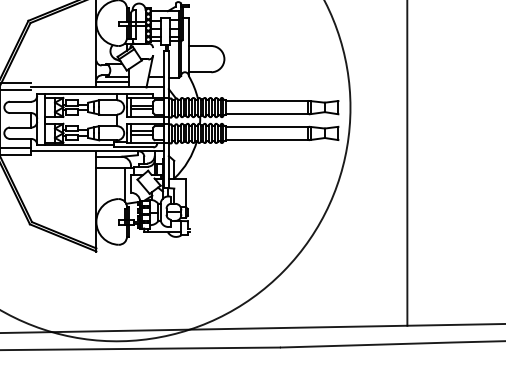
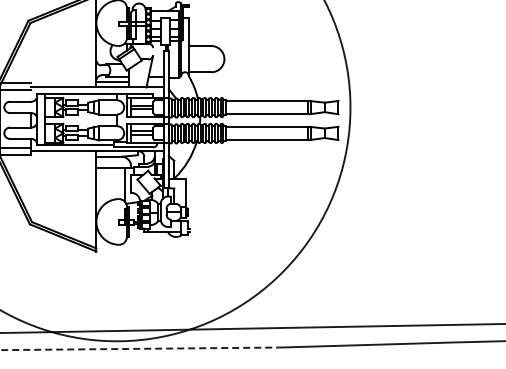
line: present -> none (407, 163)
line: solid -> dashed (140, 348)
